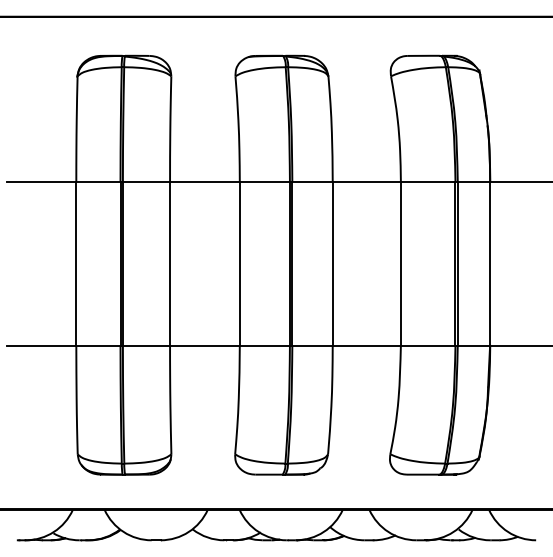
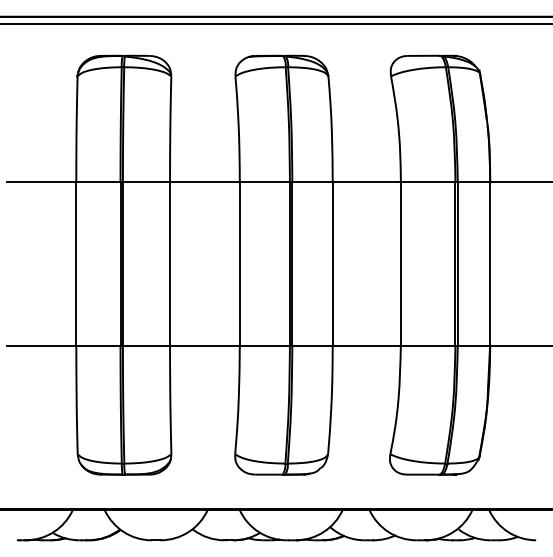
line: none -> present (275, 24)
